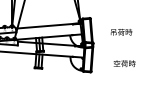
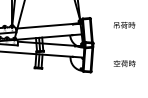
text position: (121, 32) -> (124, 25) (124, 25)
